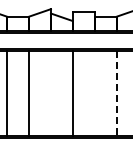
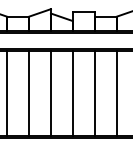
line: none -> present (50, 93)
line: none -> present (94, 93)
line: dashed -> solid (116, 93)
